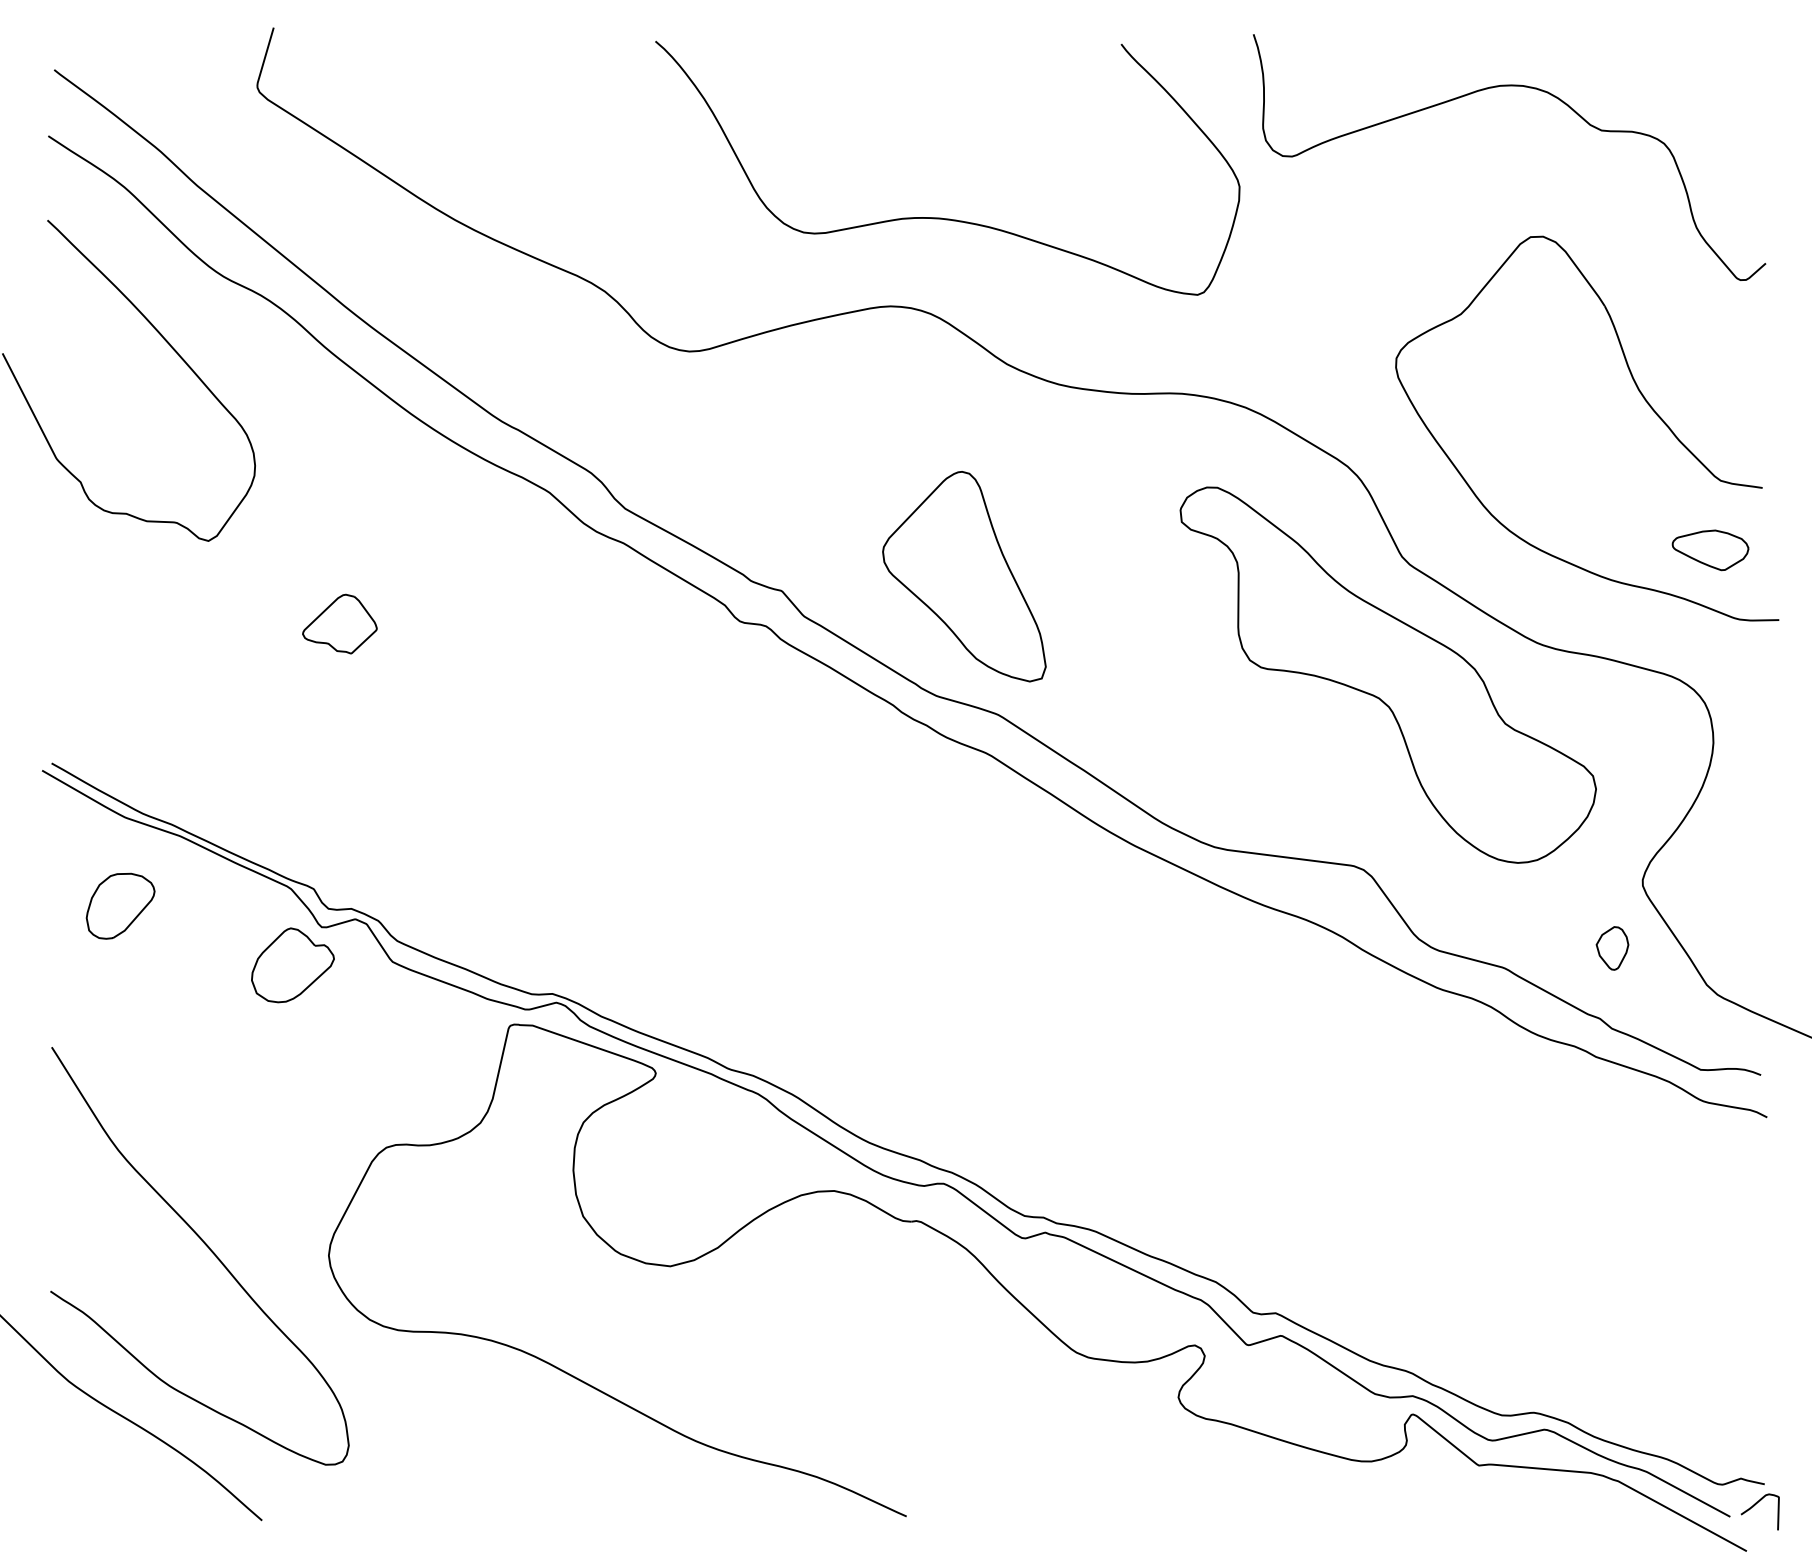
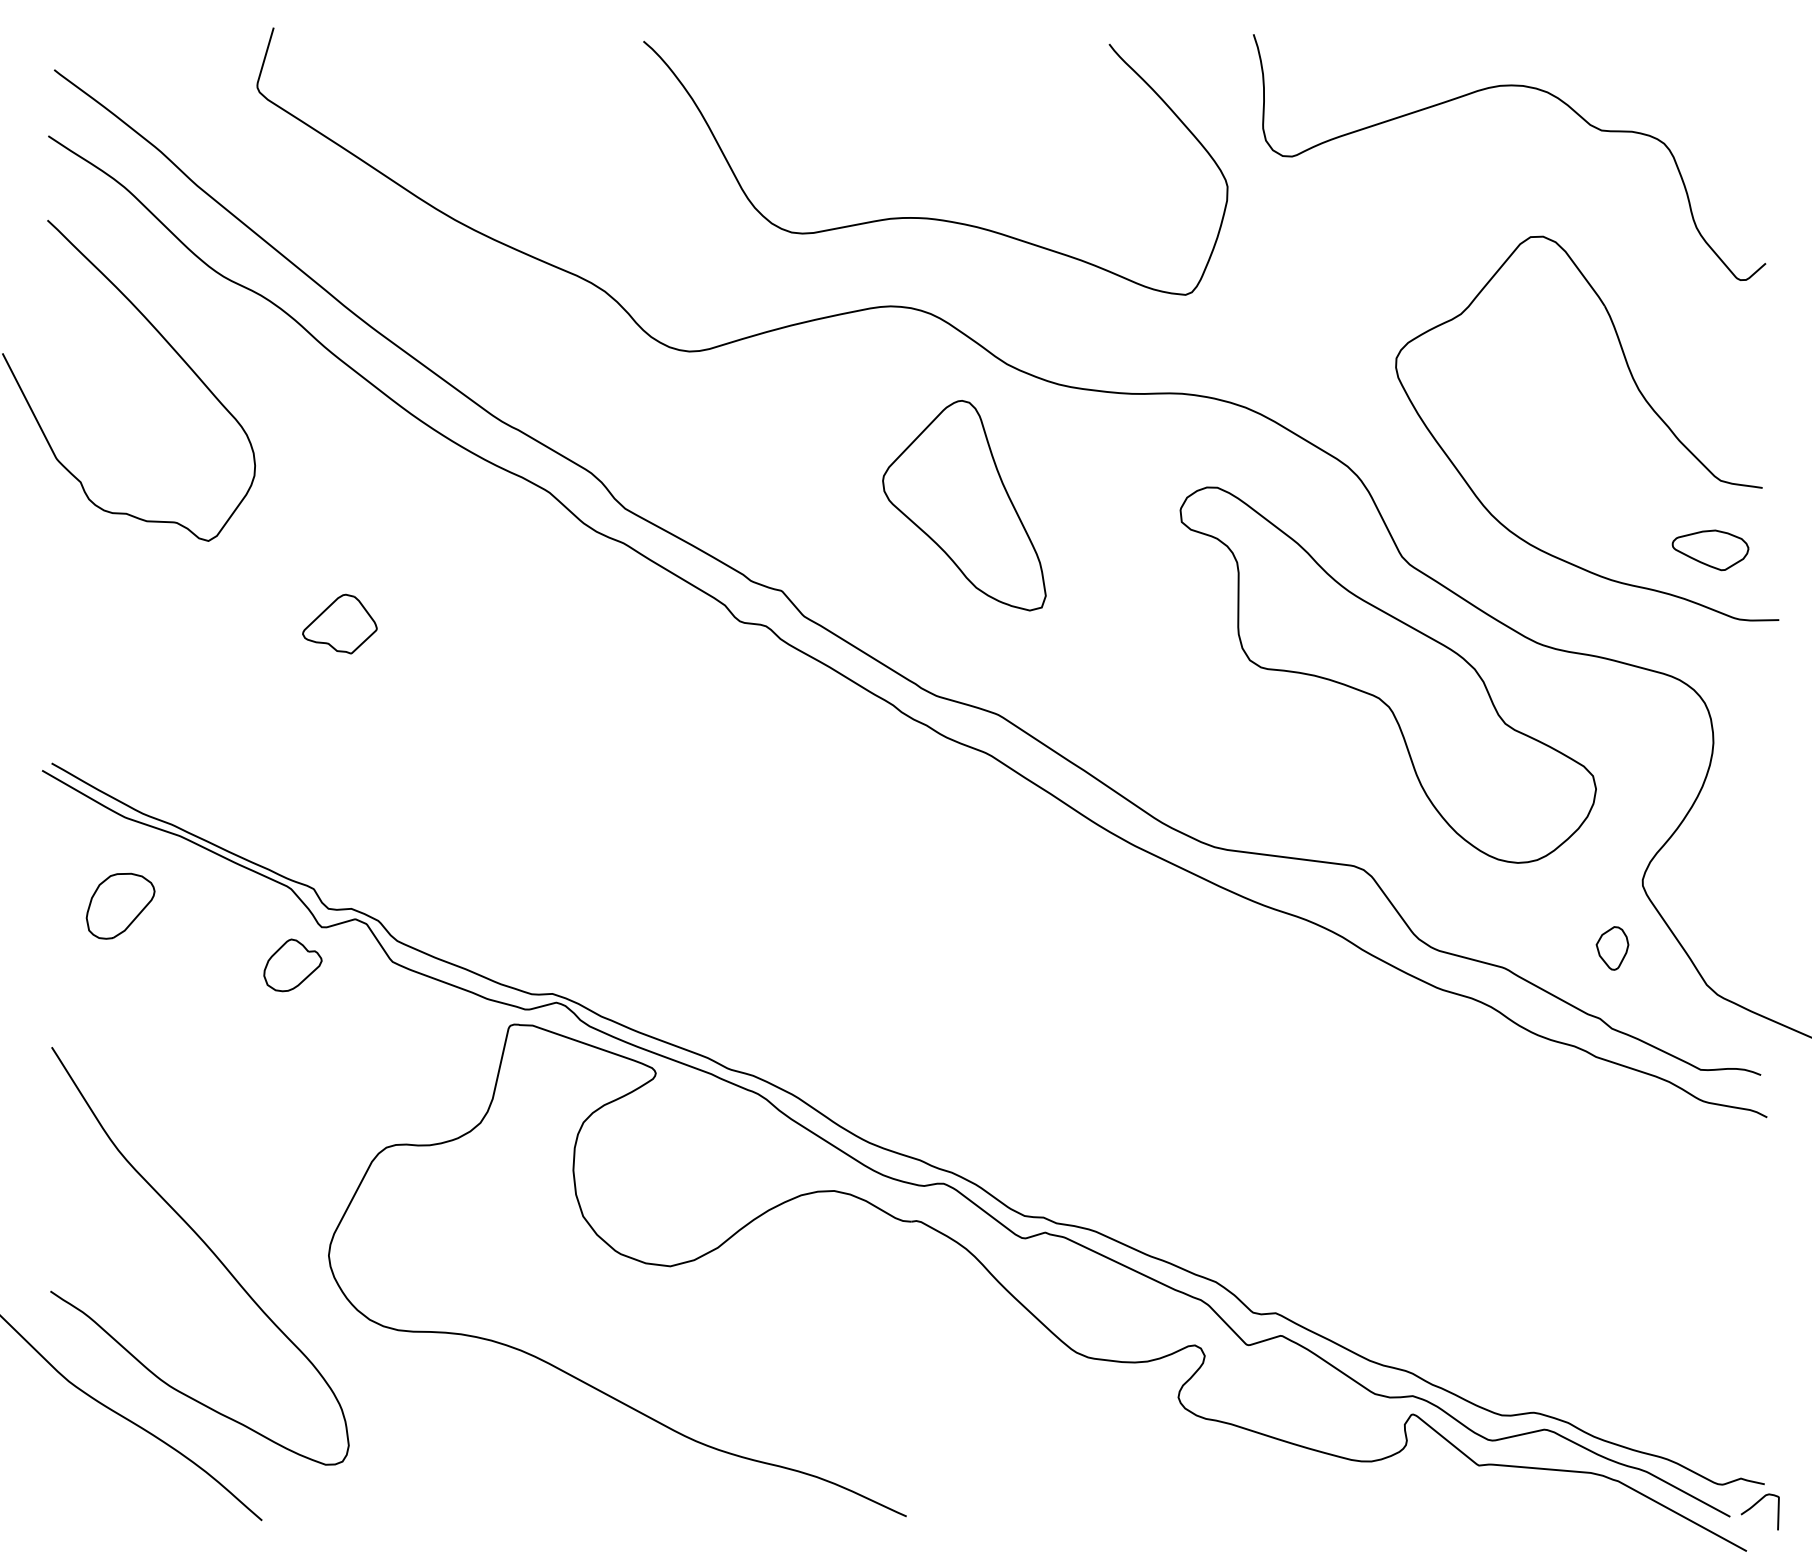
curve position: (941, 217) -> (929, 217) (929, 217)
part position: (964, 576) -> (964, 505) (964, 505)
part size: 84x77 px -> 60x55 px (292, 965)
